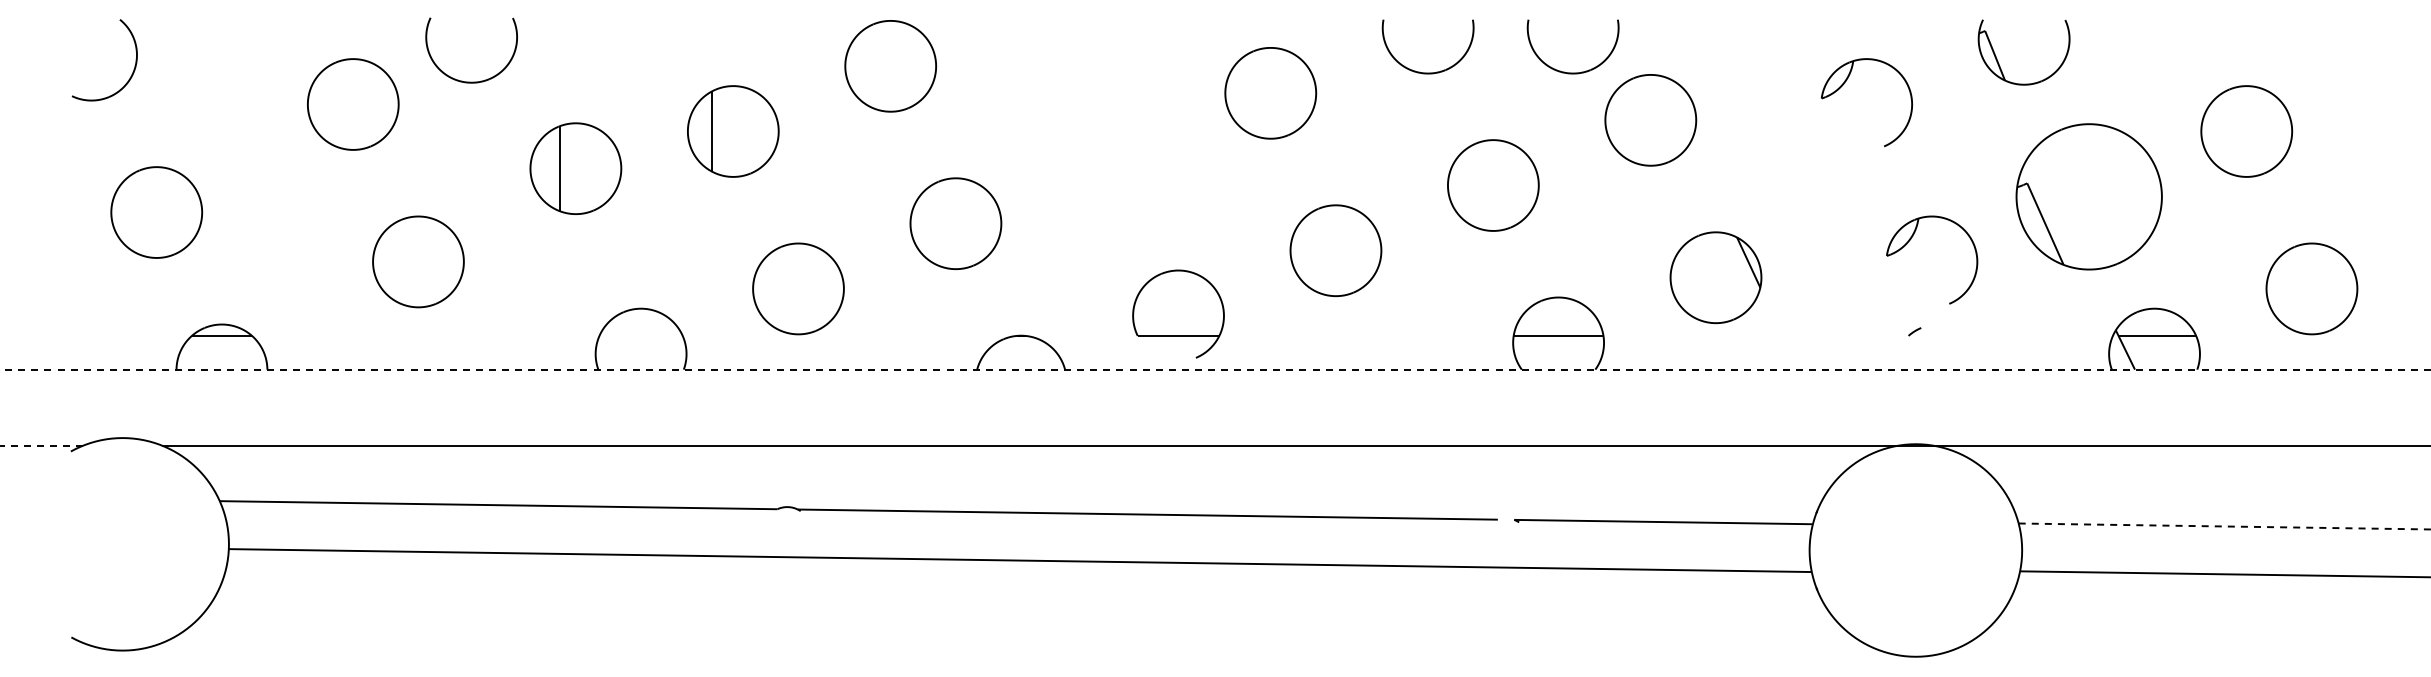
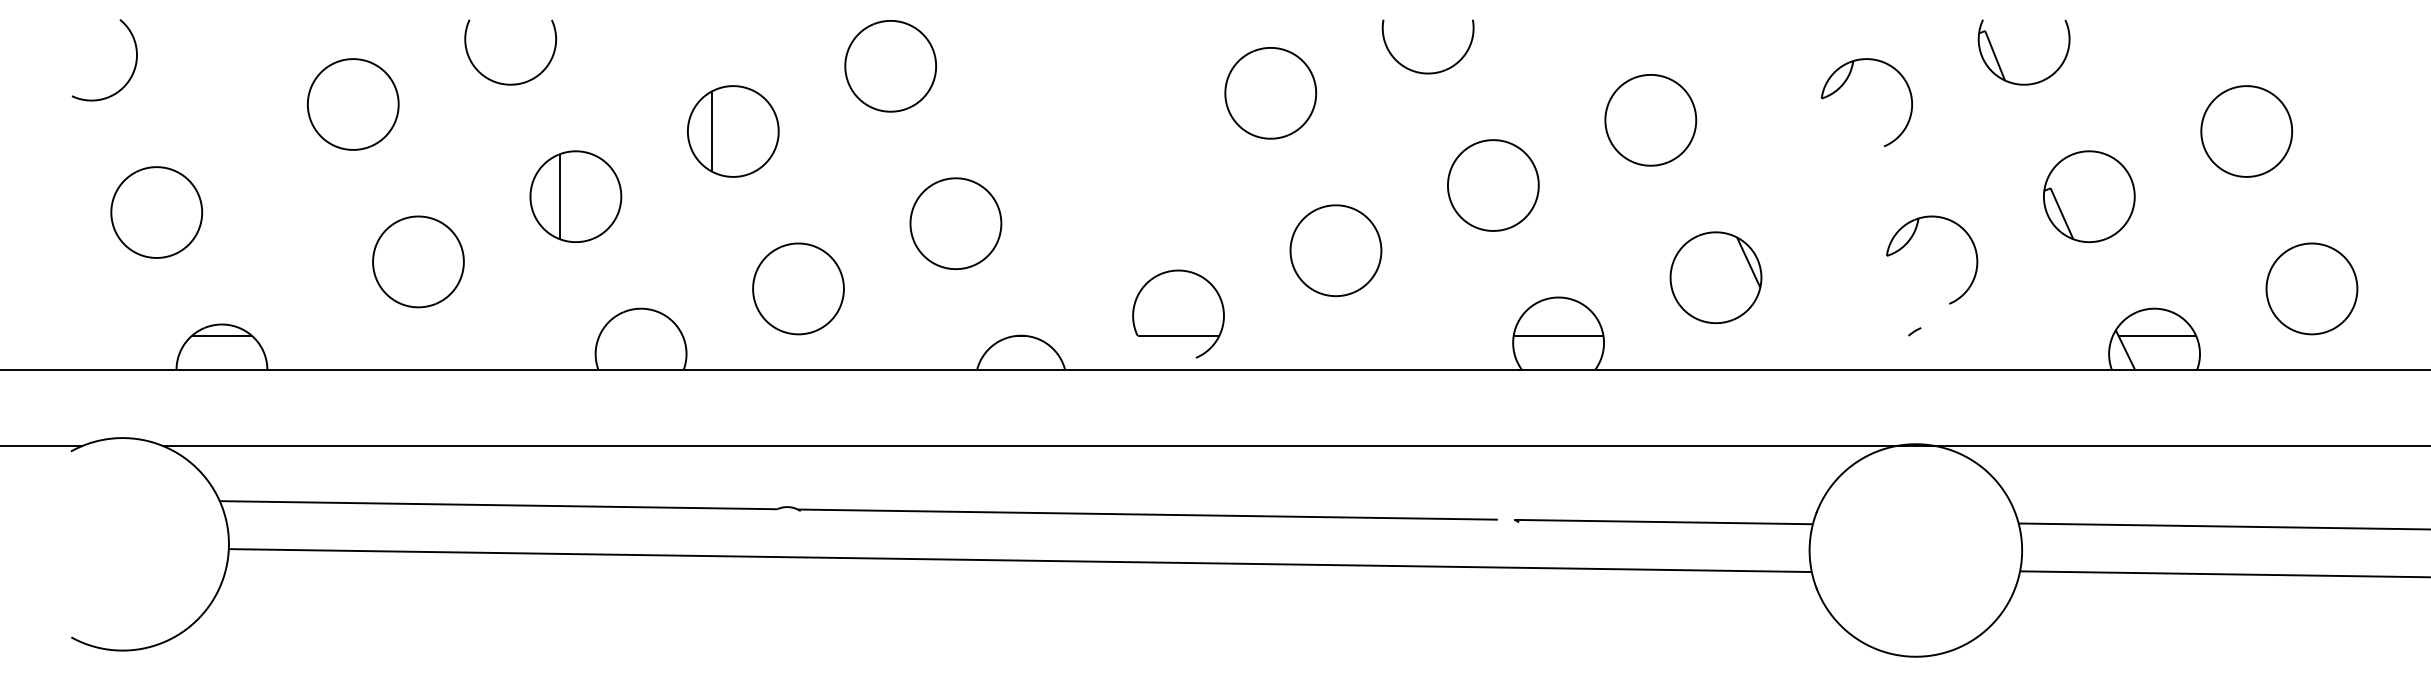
part: present -> none (1572, 72)
part position: (471, 81) -> (510, 83) (510, 83)
part position: (575, 168) -> (575, 196) (575, 196)
part size: 148x148 px -> 93x93 px (2089, 196)
line: dashed -> solid (1215, 369)
line: dashed -> solid (41, 445)
line: dashed -> solid (2224, 526)
